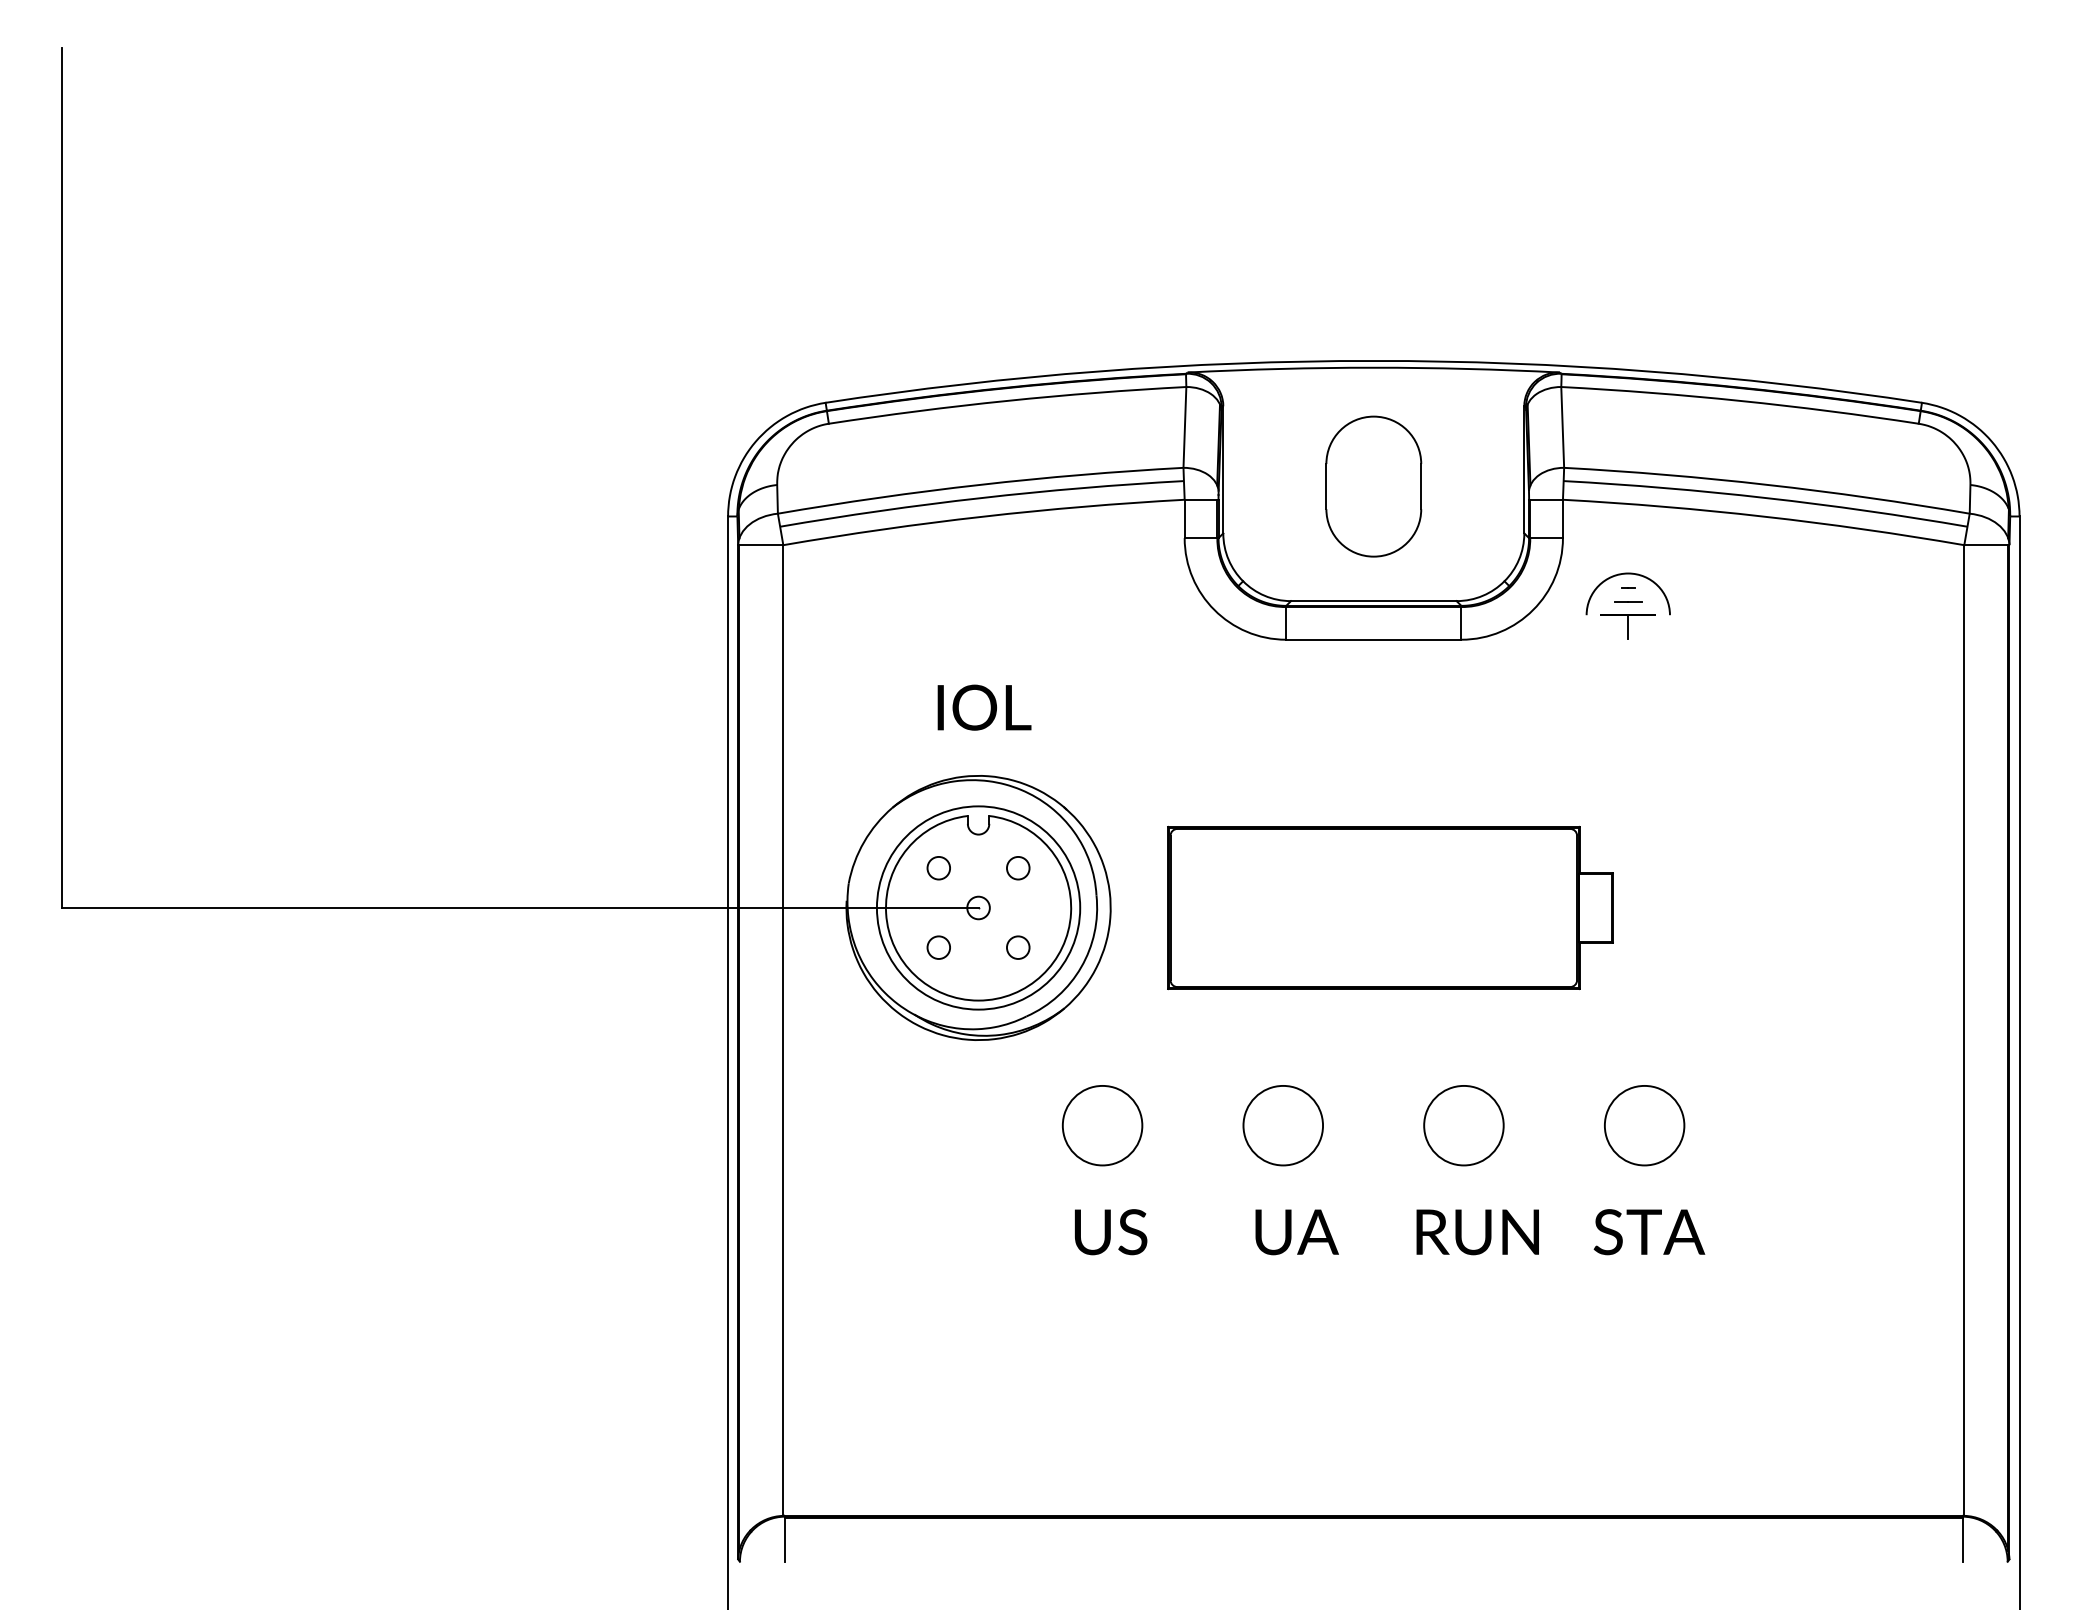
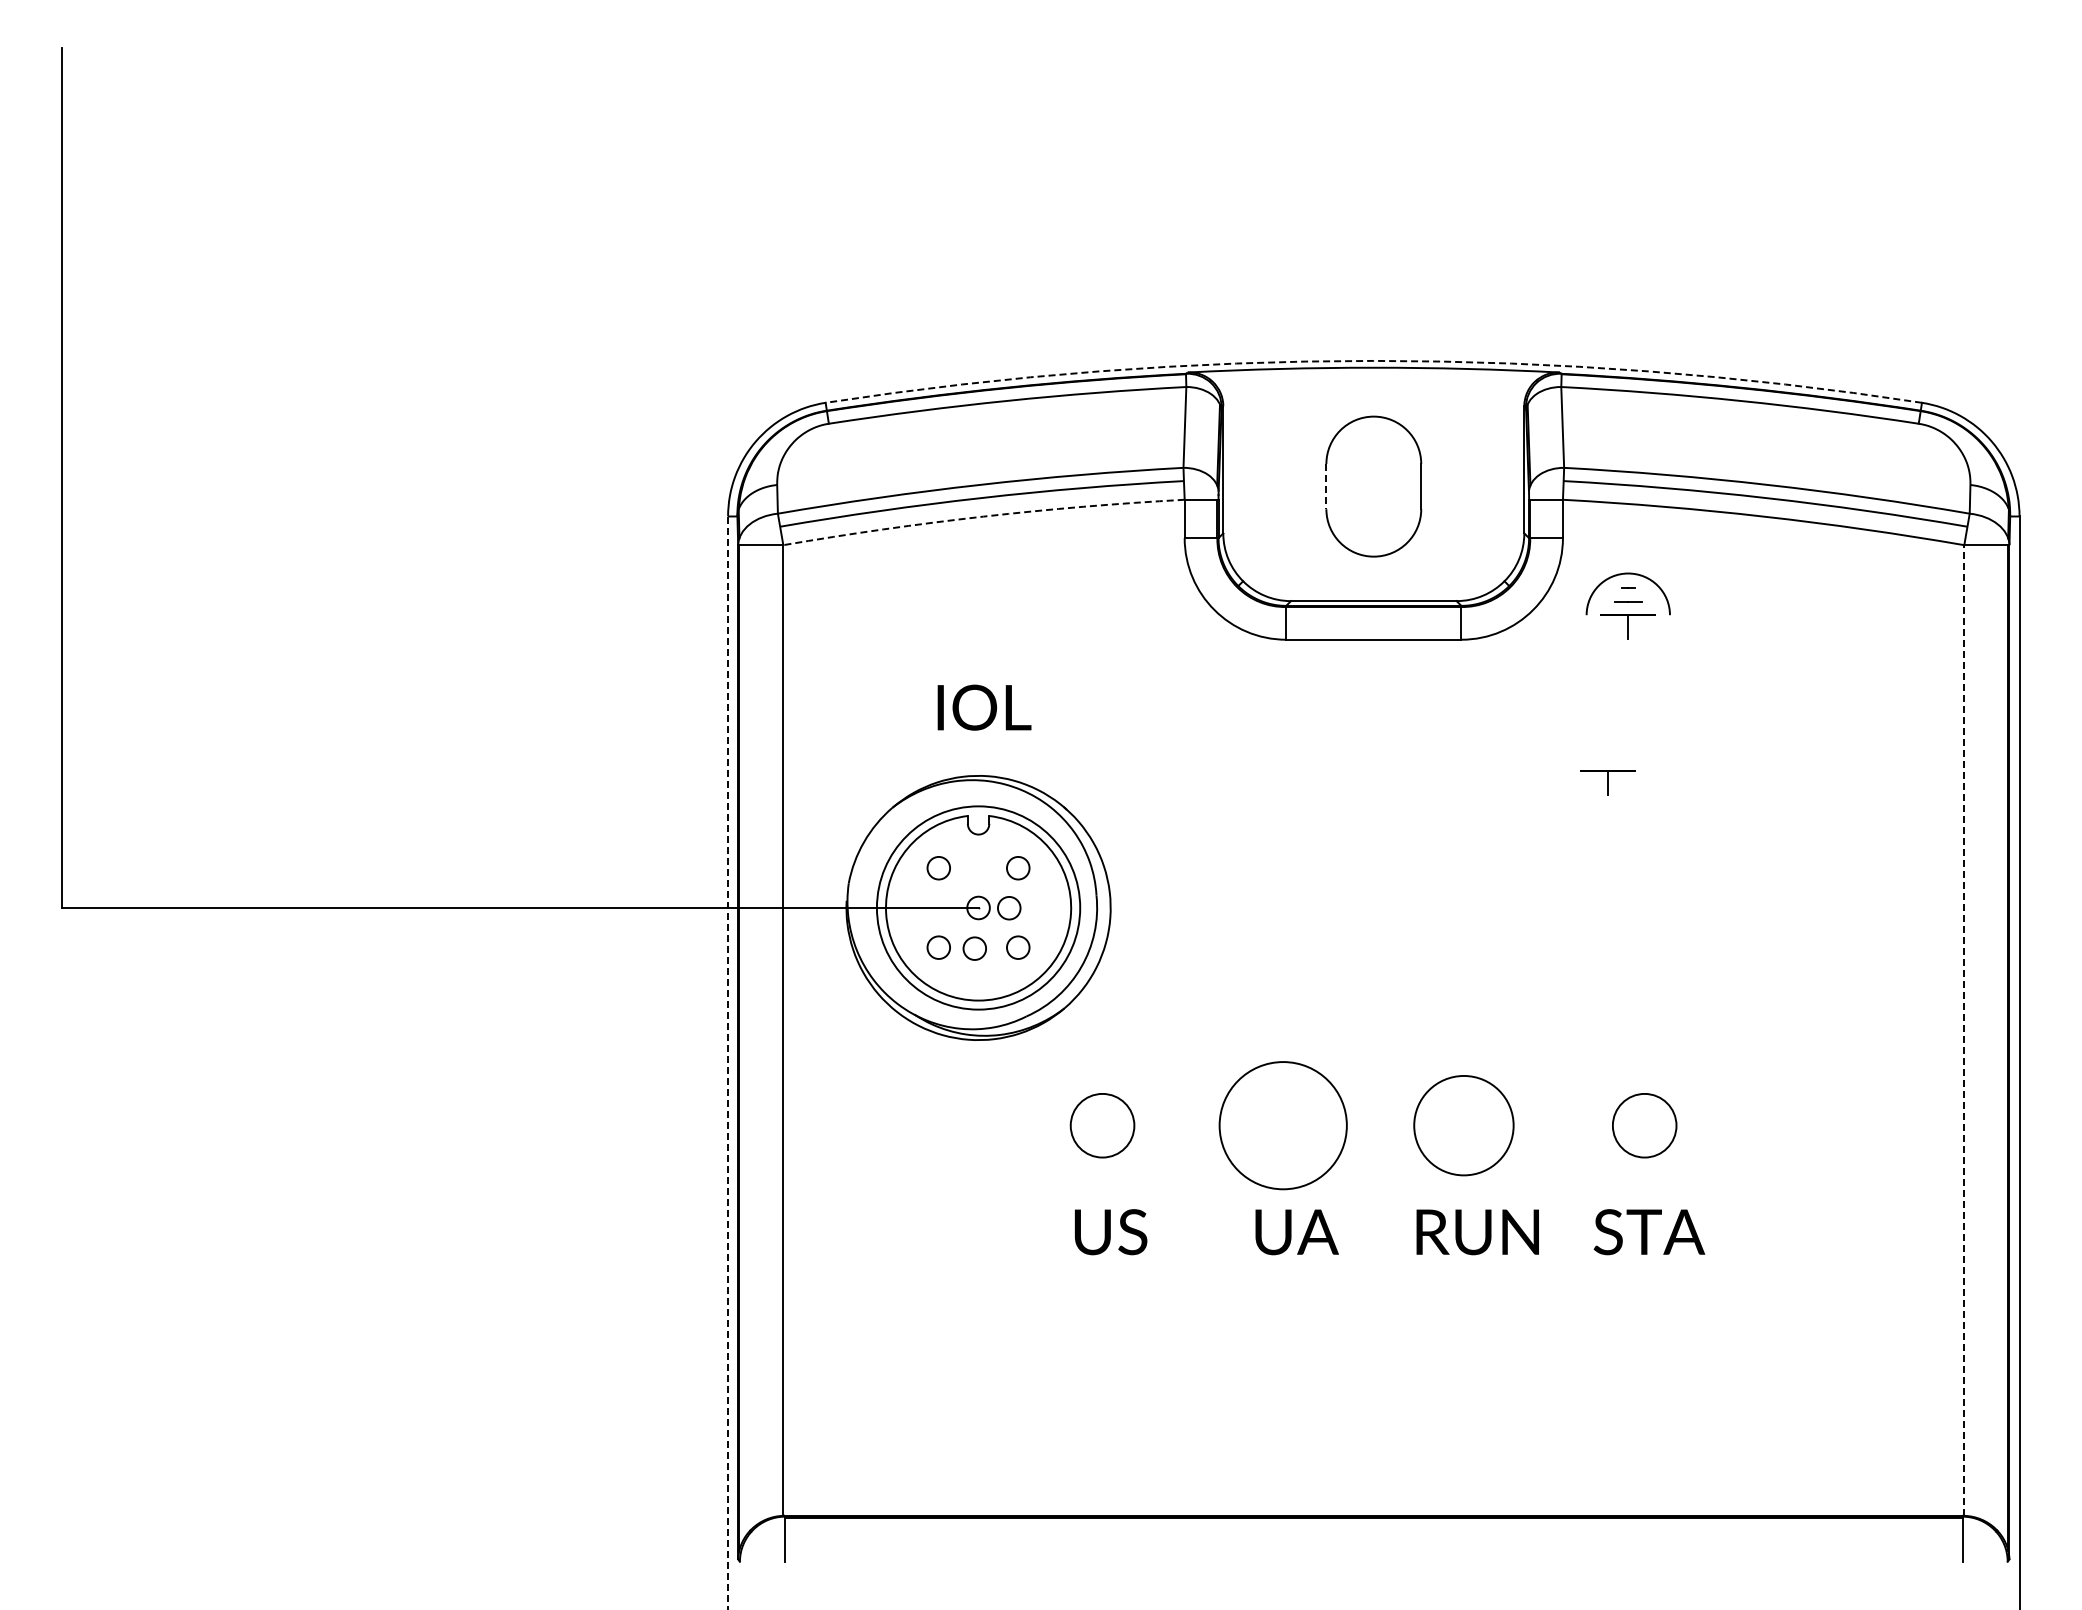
arc: solid -> dashed (1373, 360)
line: solid -> dashed (1326, 486)
arc: solid -> dashed (983, 516)
part: none -> present (1607, 782)
part: present -> none (1390, 907)
circle: none -> present (1009, 908)
circle: none -> present (974, 948)
line: solid -> dashed (1964, 1030)
line: solid -> dashed (728, 1062)
circle size: 83x82 px -> 67x66 px (1102, 1125)
circle diameter: 80 px -> 127 px (1282, 1125)
circle diameter: 80 px -> 99 px (1463, 1125)
circle size: 82x82 px -> 66x66 px (1644, 1125)
